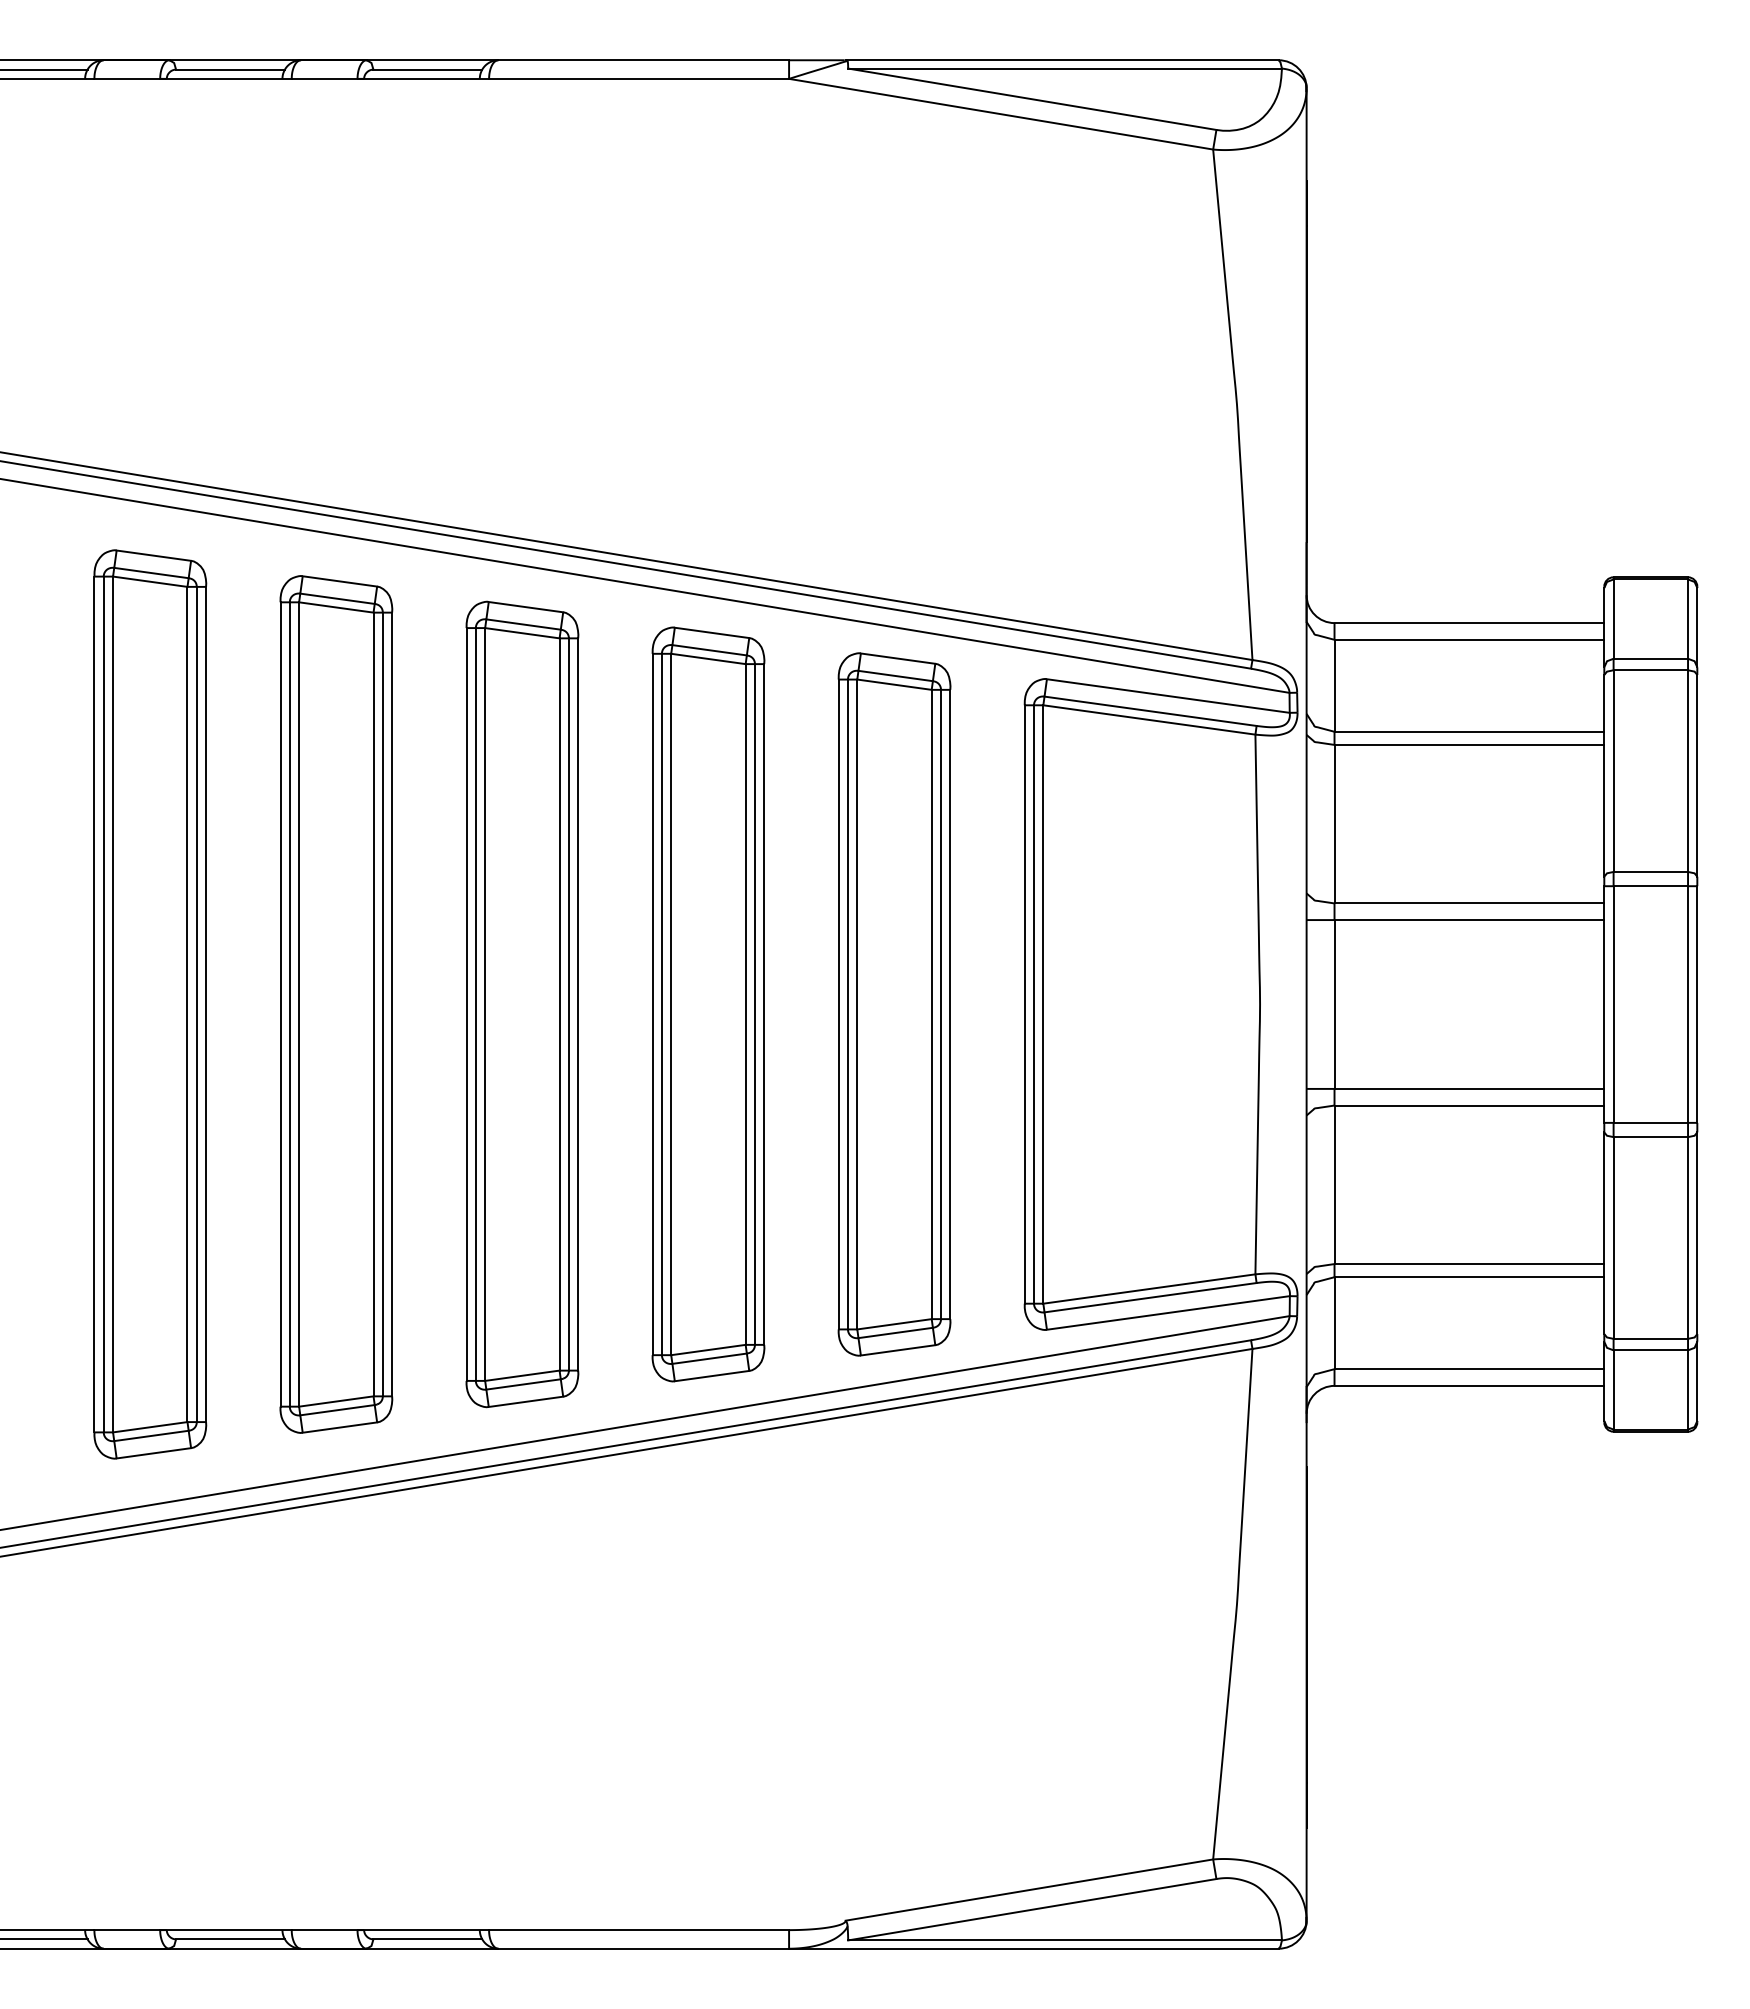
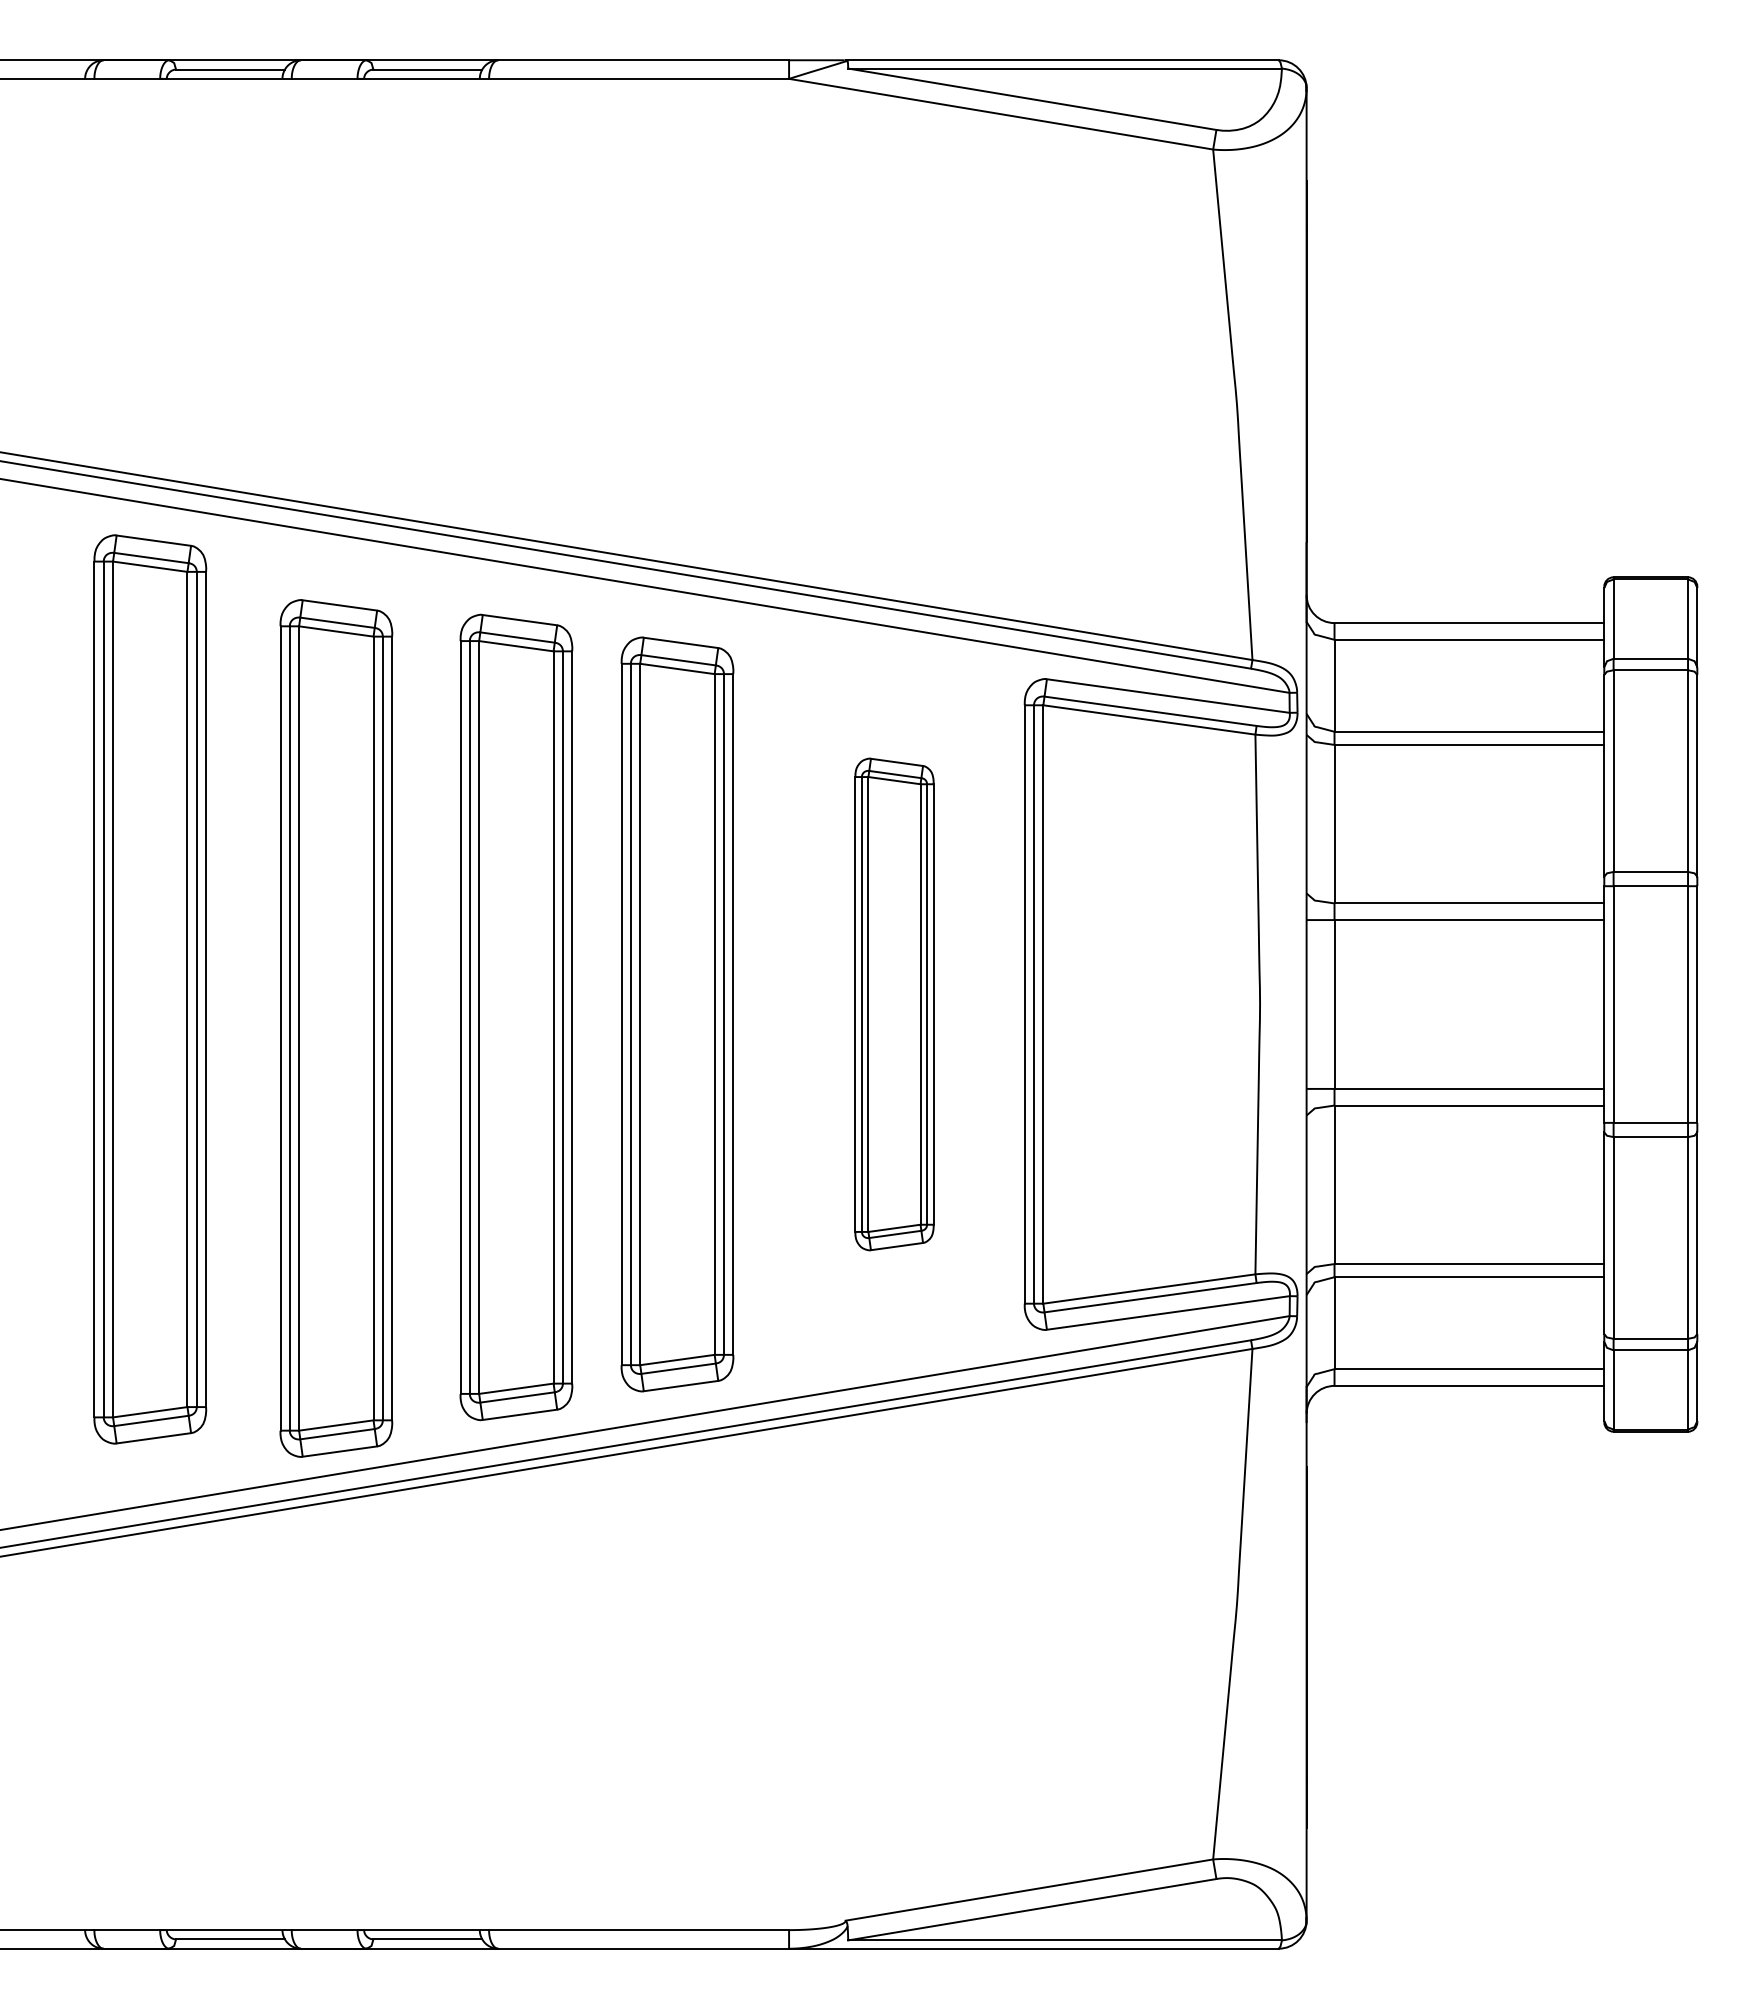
line: present -> none (44, 69)
part position: (150, 1004) -> (150, 989) (150, 989)
part position: (336, 1004) -> (336, 1028) (336, 1028)
part position: (522, 1004) -> (516, 1017) (516, 1017)
part position: (708, 1004) -> (677, 1014) (677, 1014)
part size: 115x705 px -> 81x495 px (894, 1004)
line: present -> none (44, 1939)
